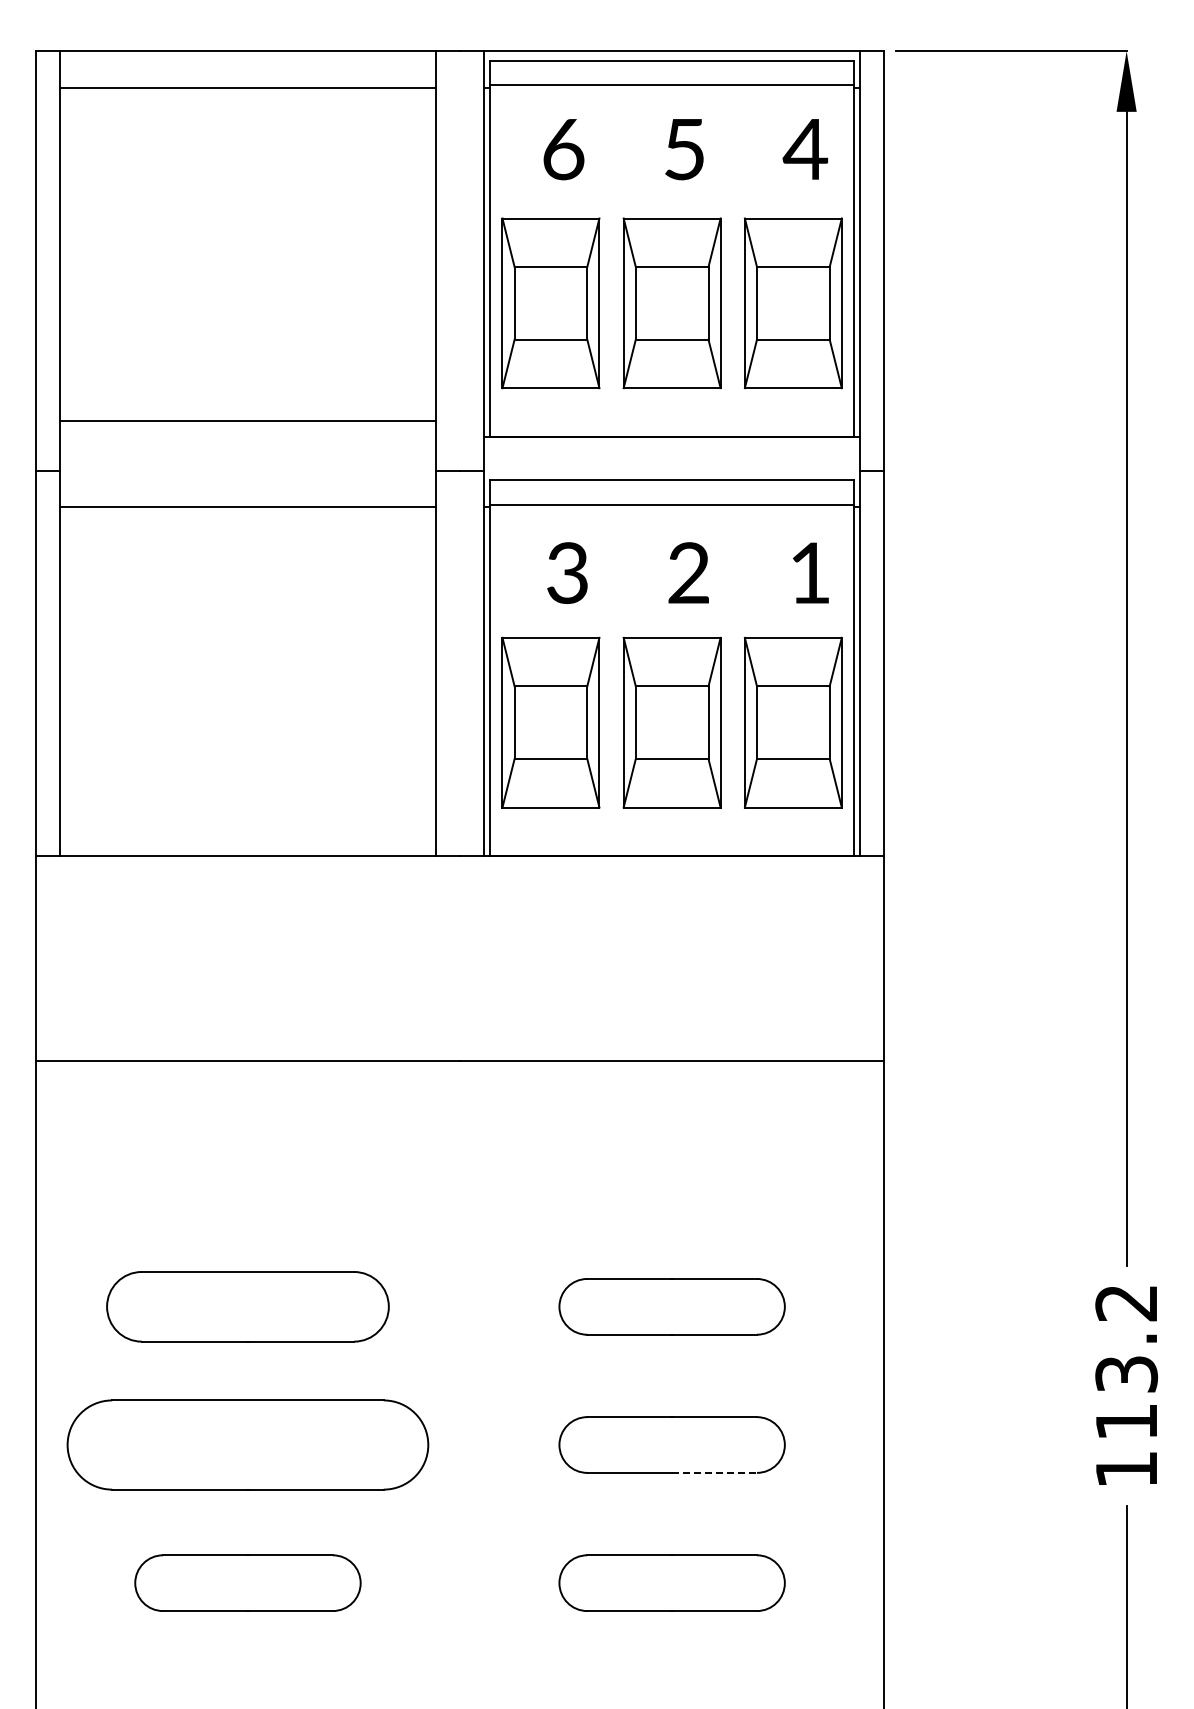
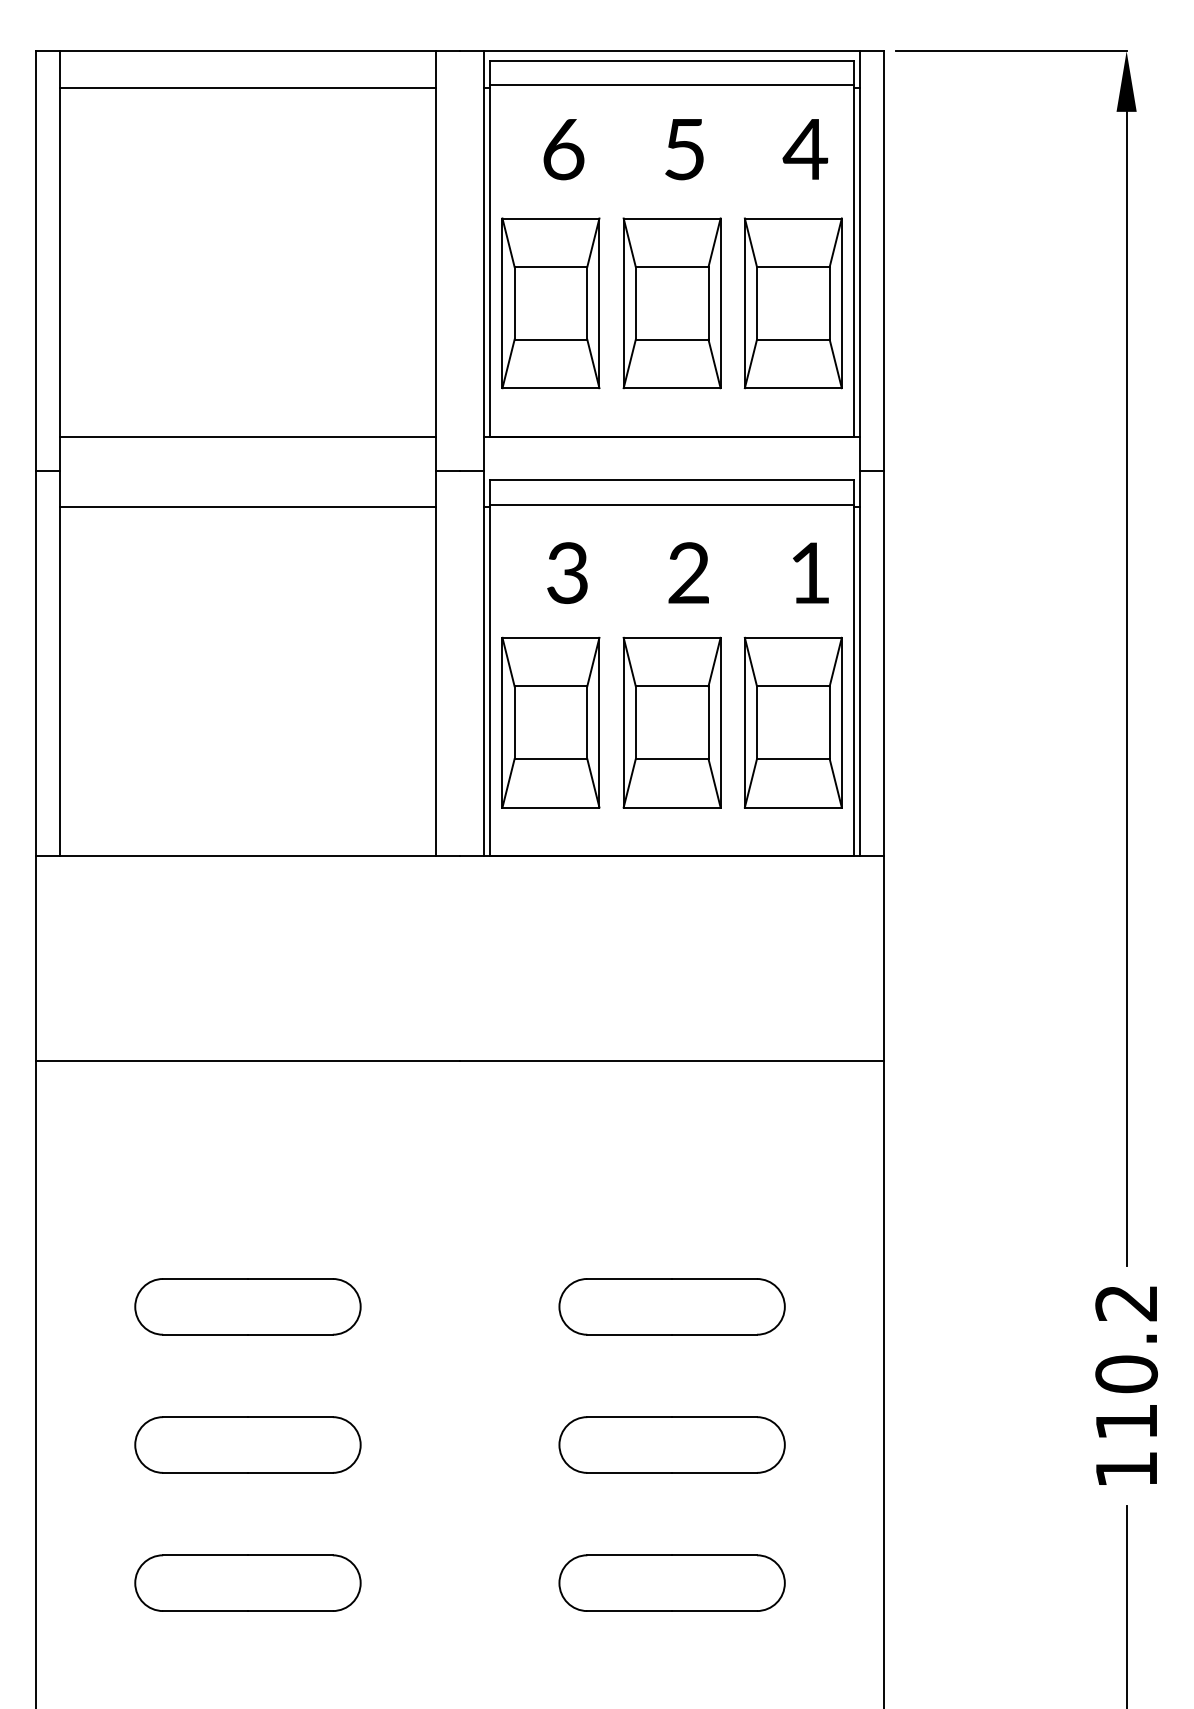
line position: (247, 420) -> (247, 436) (247, 436)
part size: 284x72 px -> 228x58 px (247, 1306)
text: 113.2 -> 110.2 (1126, 1374)
part size: 364x92 px -> 228x58 px (247, 1444)
line: dashed -> solid (715, 1472)
